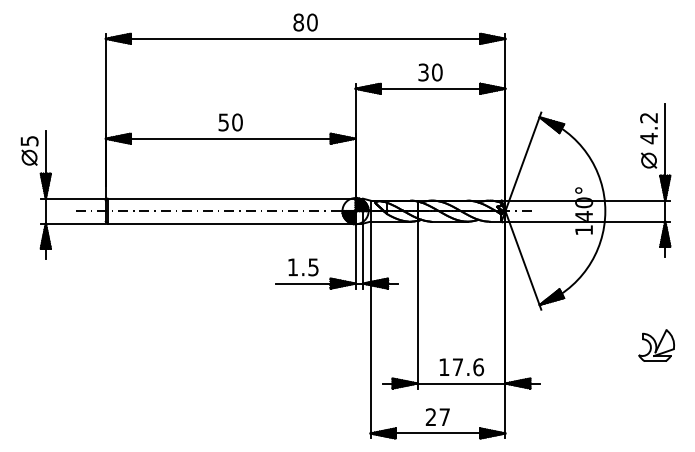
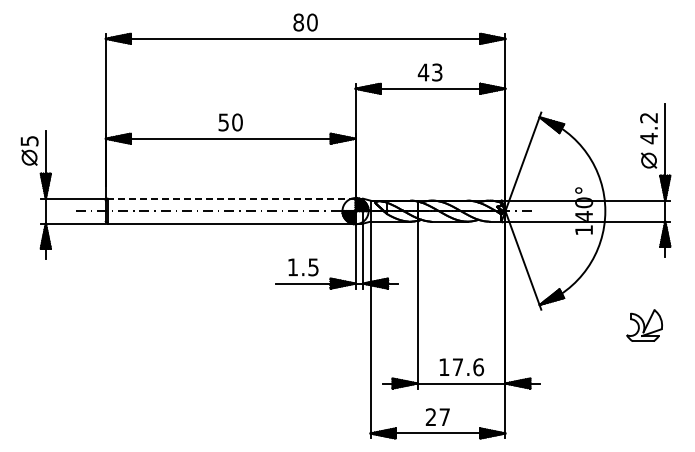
text: 30 -> 43 (429, 72)
line: solid -> dashed (231, 198)
part position: (656, 345) -> (644, 325) (644, 325)
